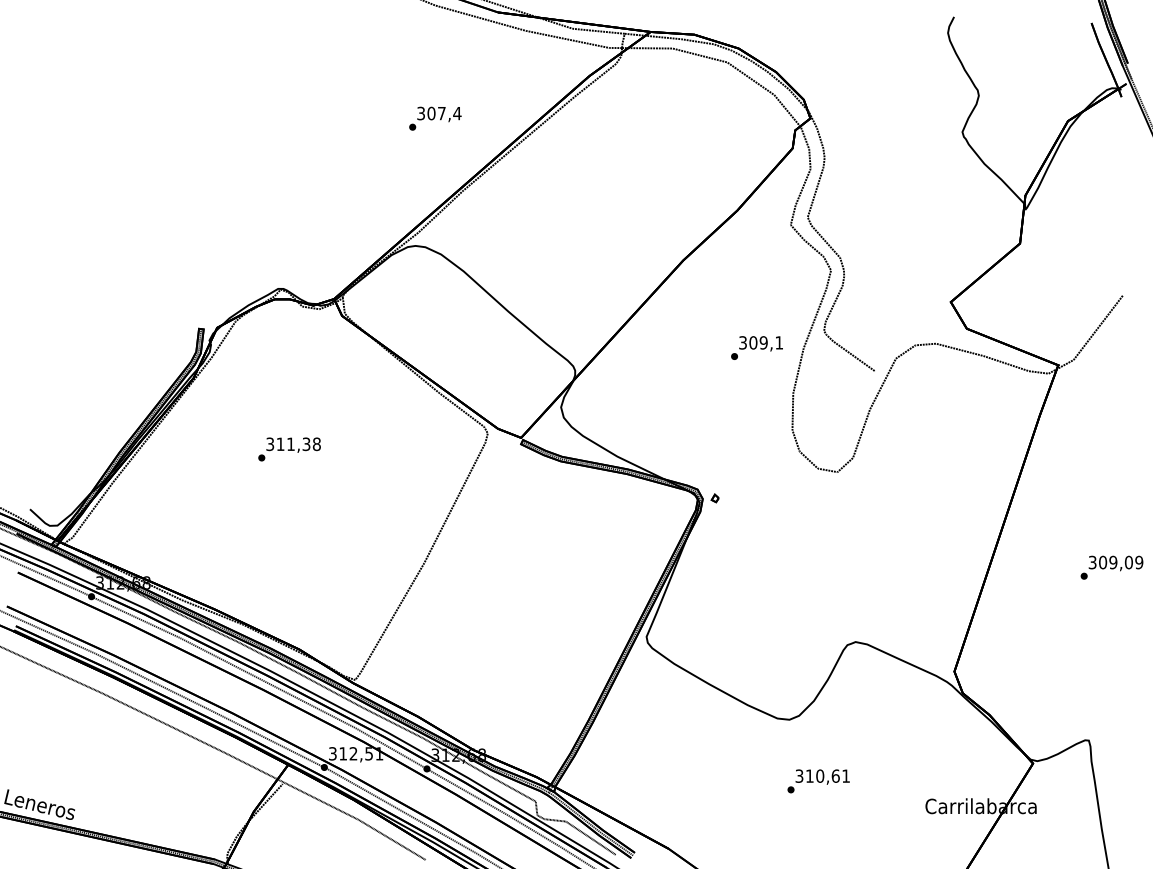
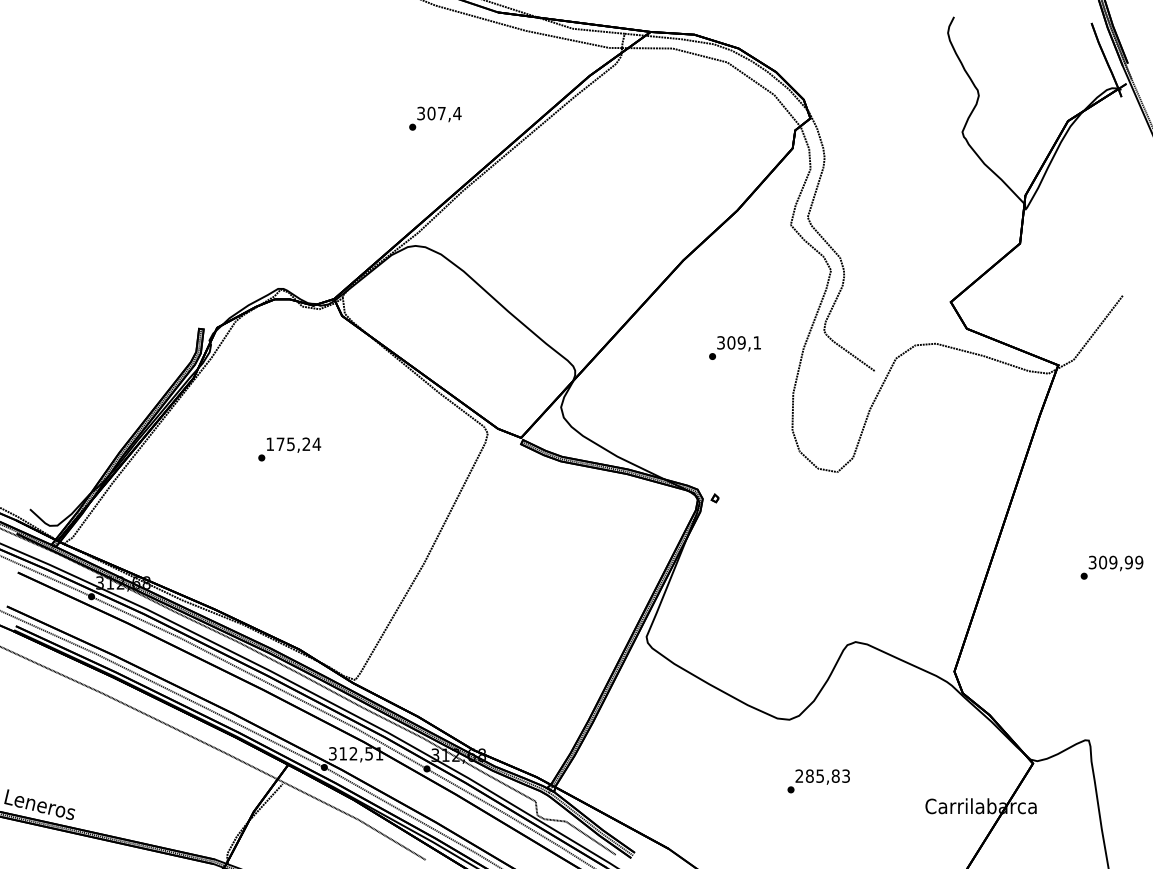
text position: (756, 347) -> (734, 347) (734, 347)
text: 311,38 -> 175,24 (293, 444)
text: 309,09 -> 309,99 (1128, 562)
text: 310,61 -> 285,83 (822, 775)
